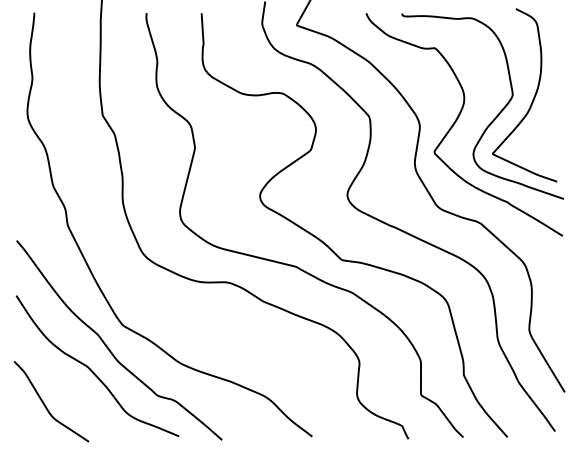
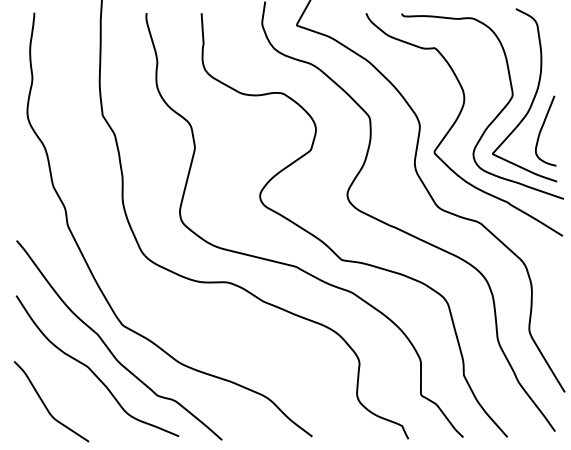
curve: none -> present (542, 129)
